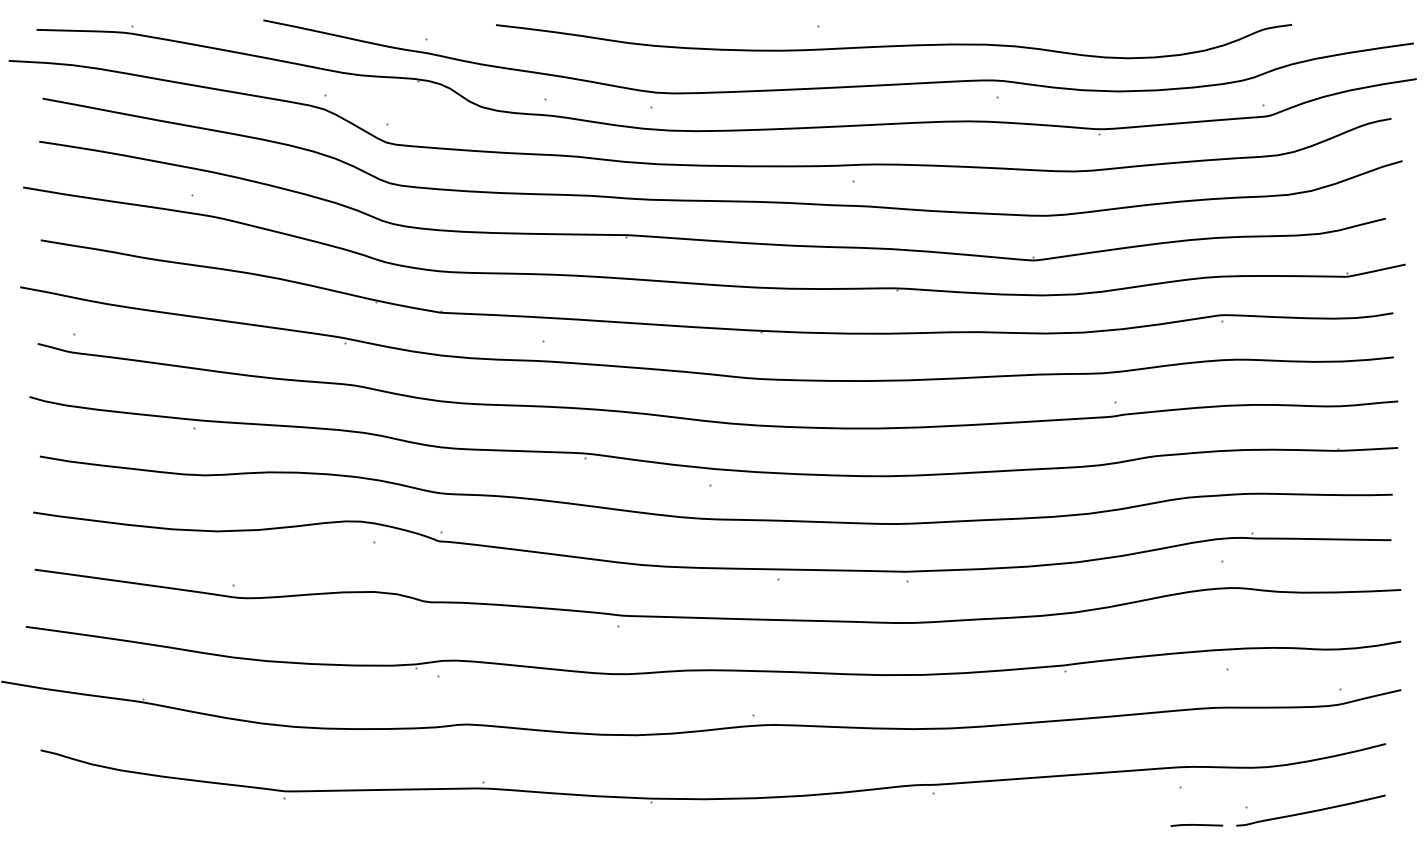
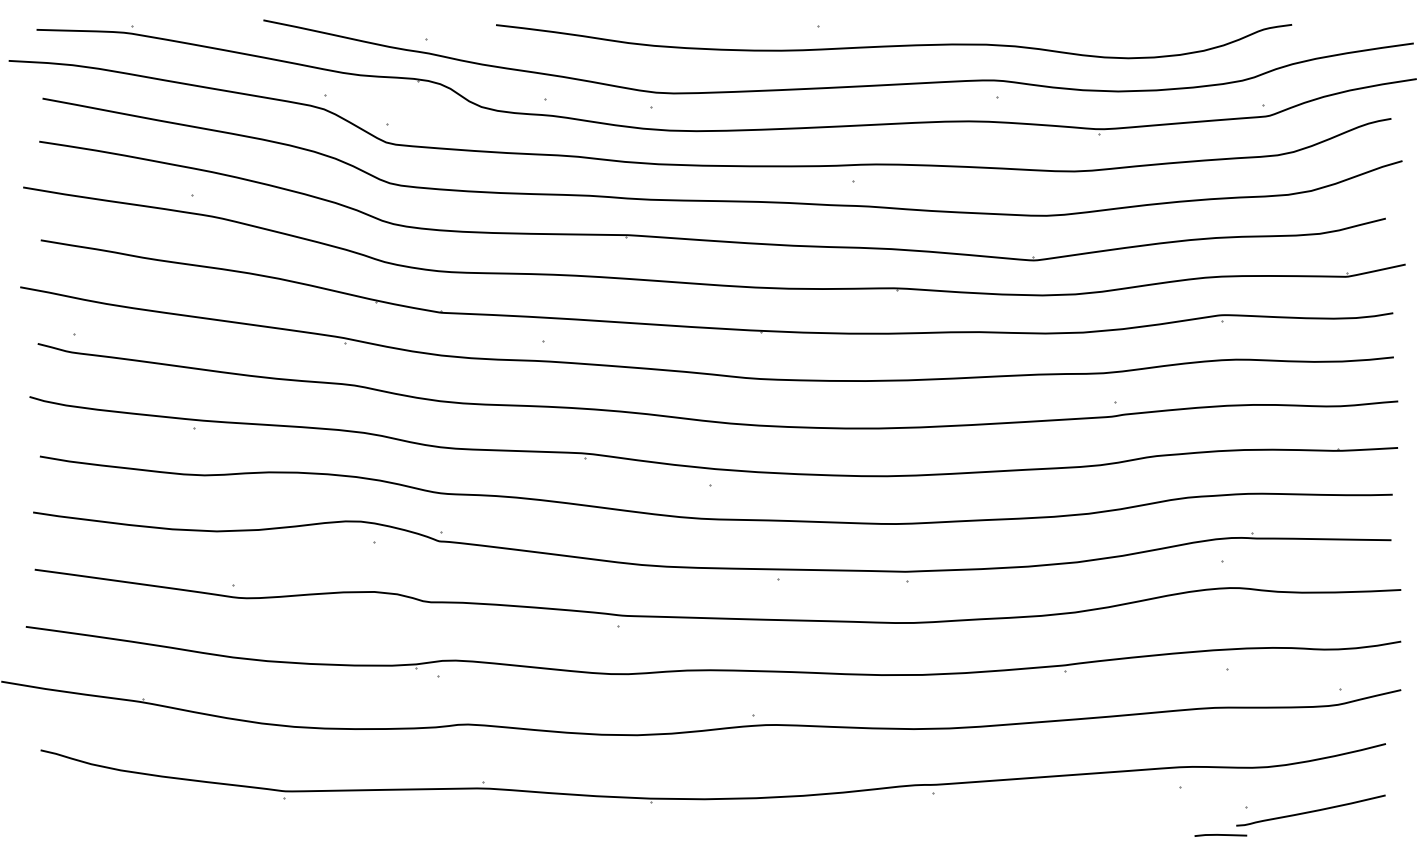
line position: (1196, 825) -> (1220, 835) (1220, 835)
